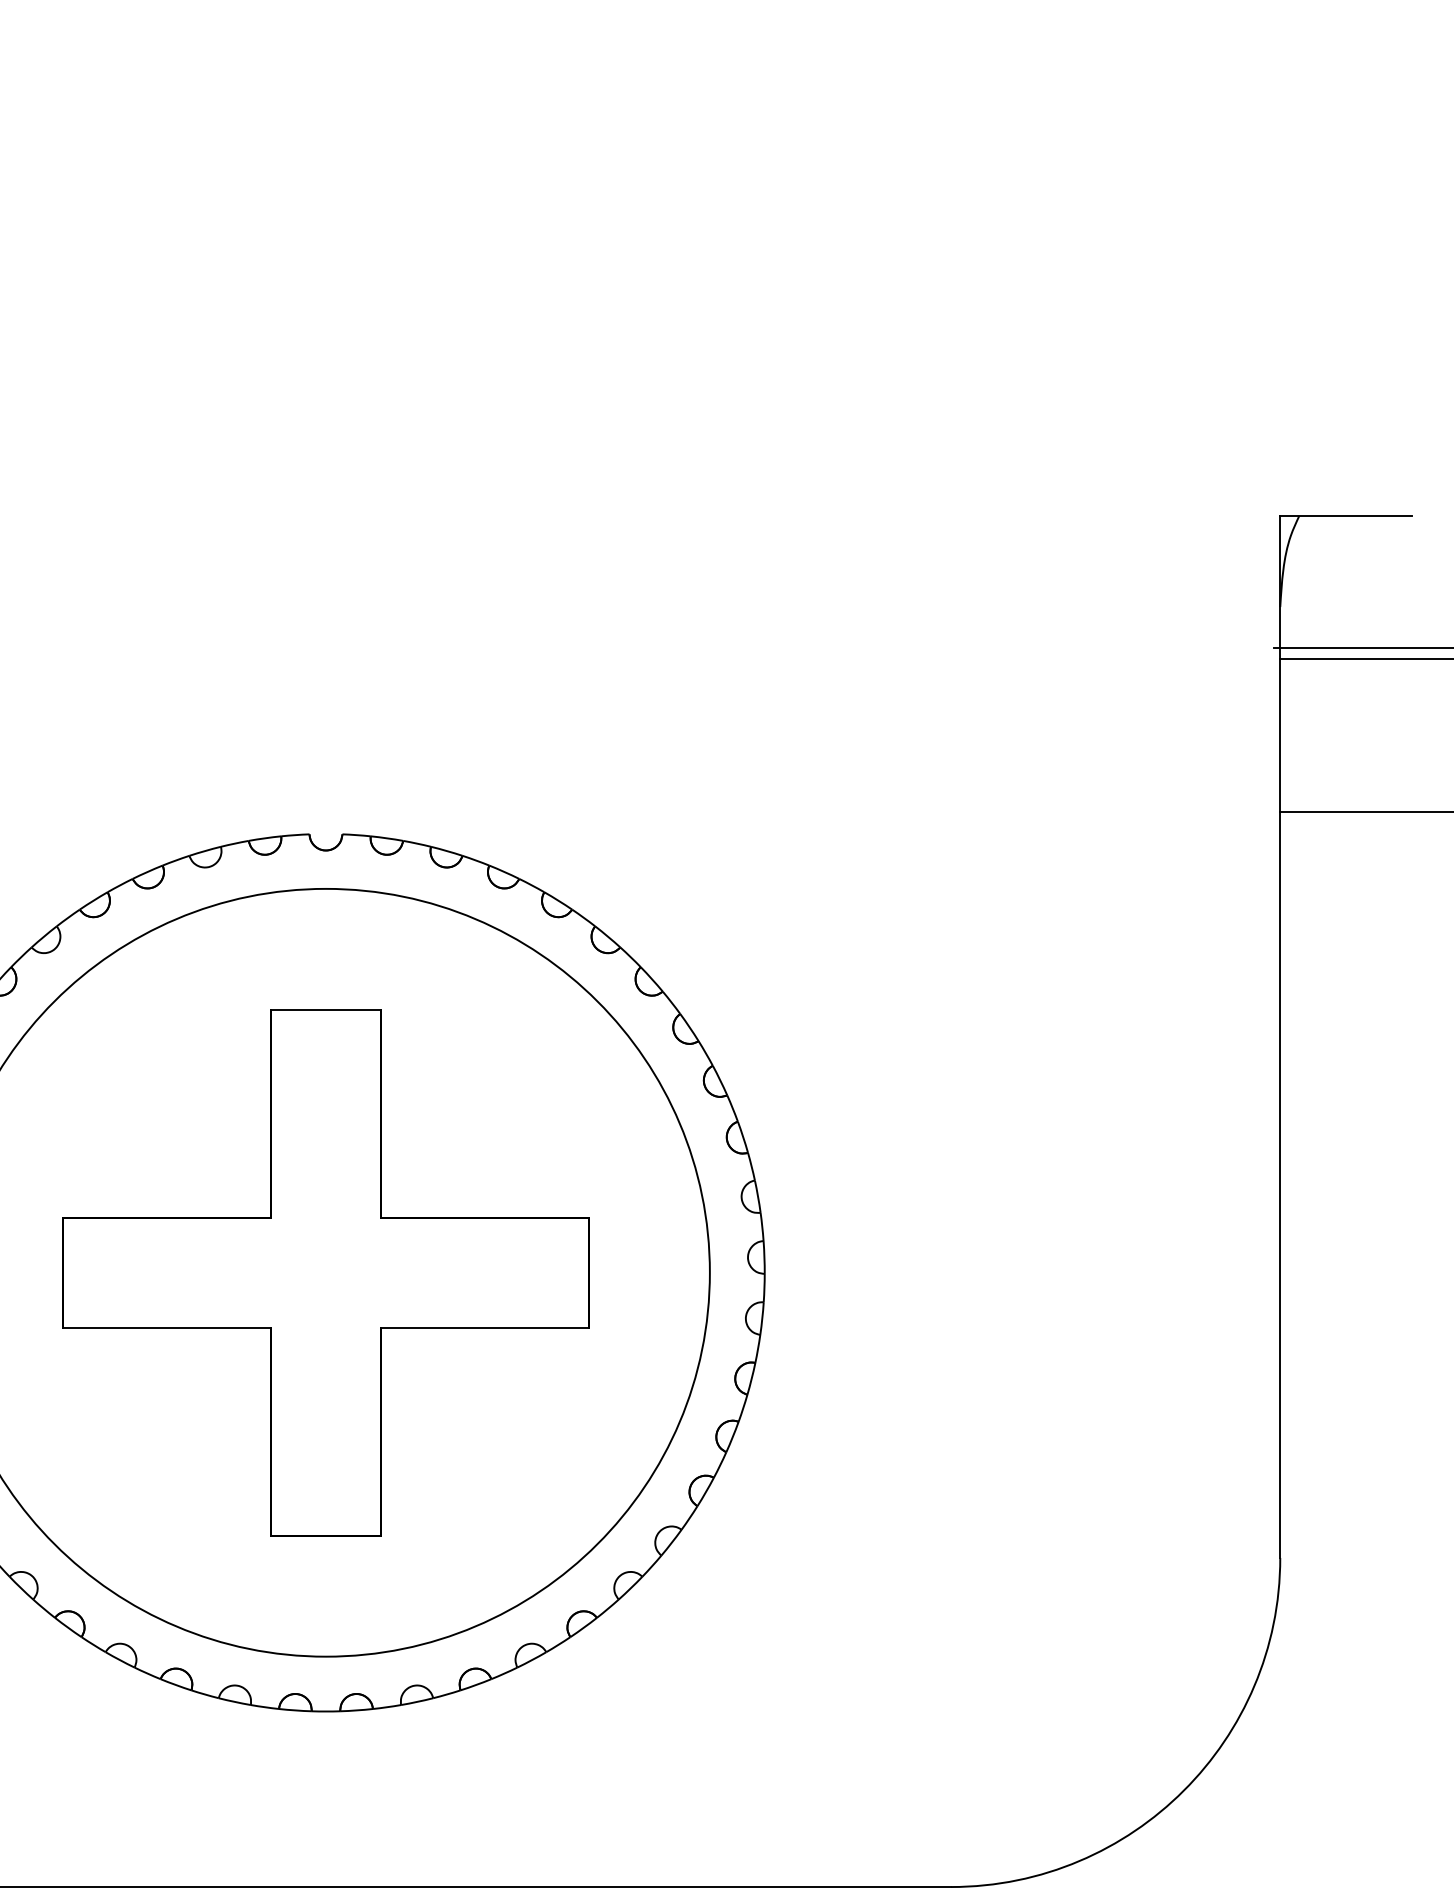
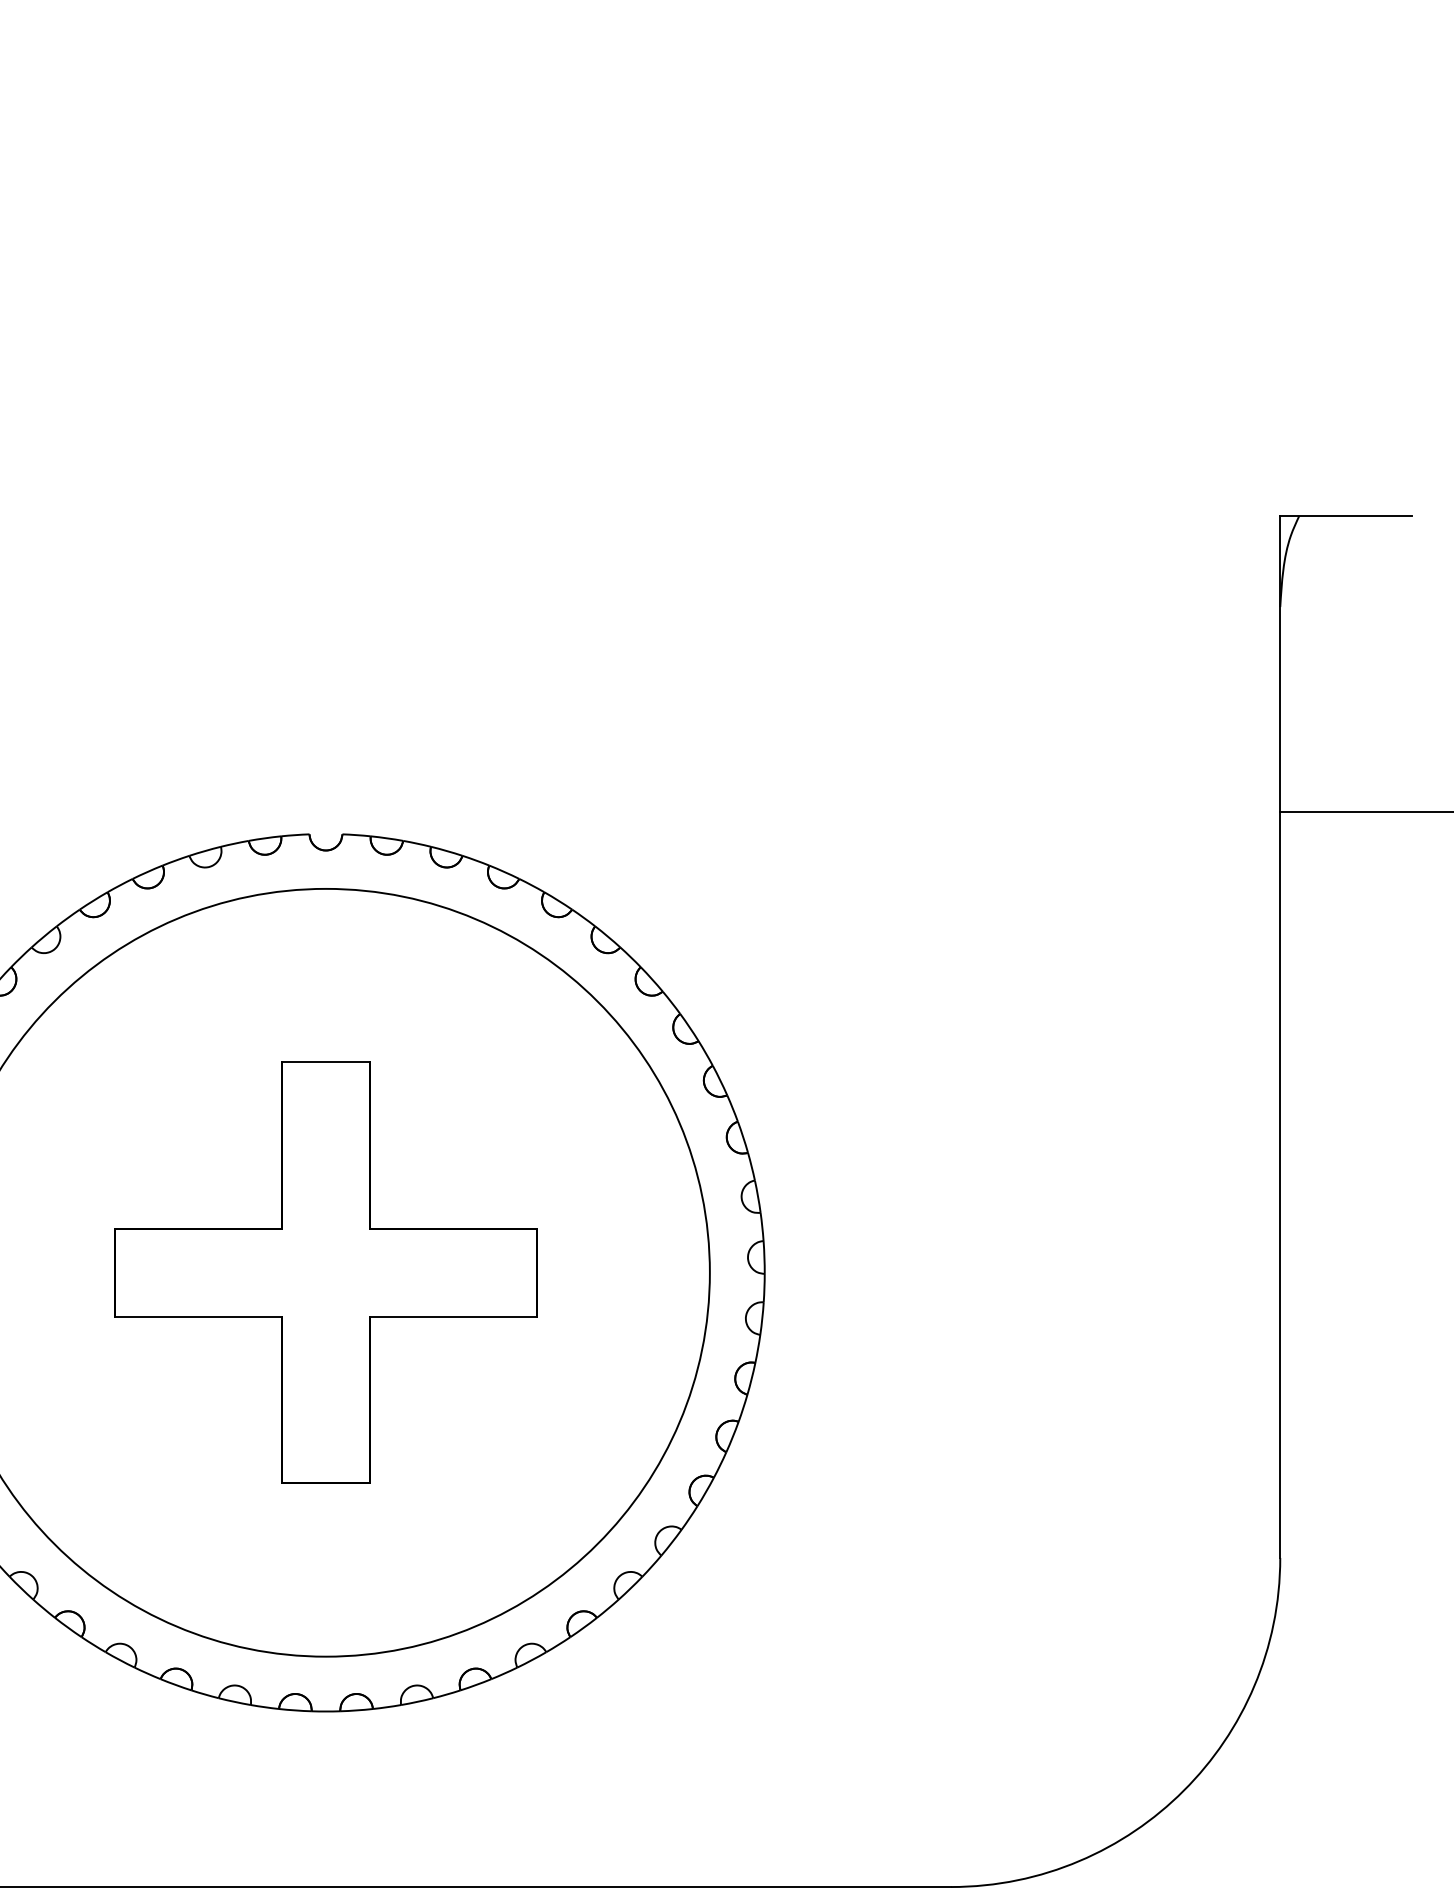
line: present -> none (1362, 647)
line: present -> none (1365, 658)
part size: 528x528 px -> 424x423 px (325, 1272)
